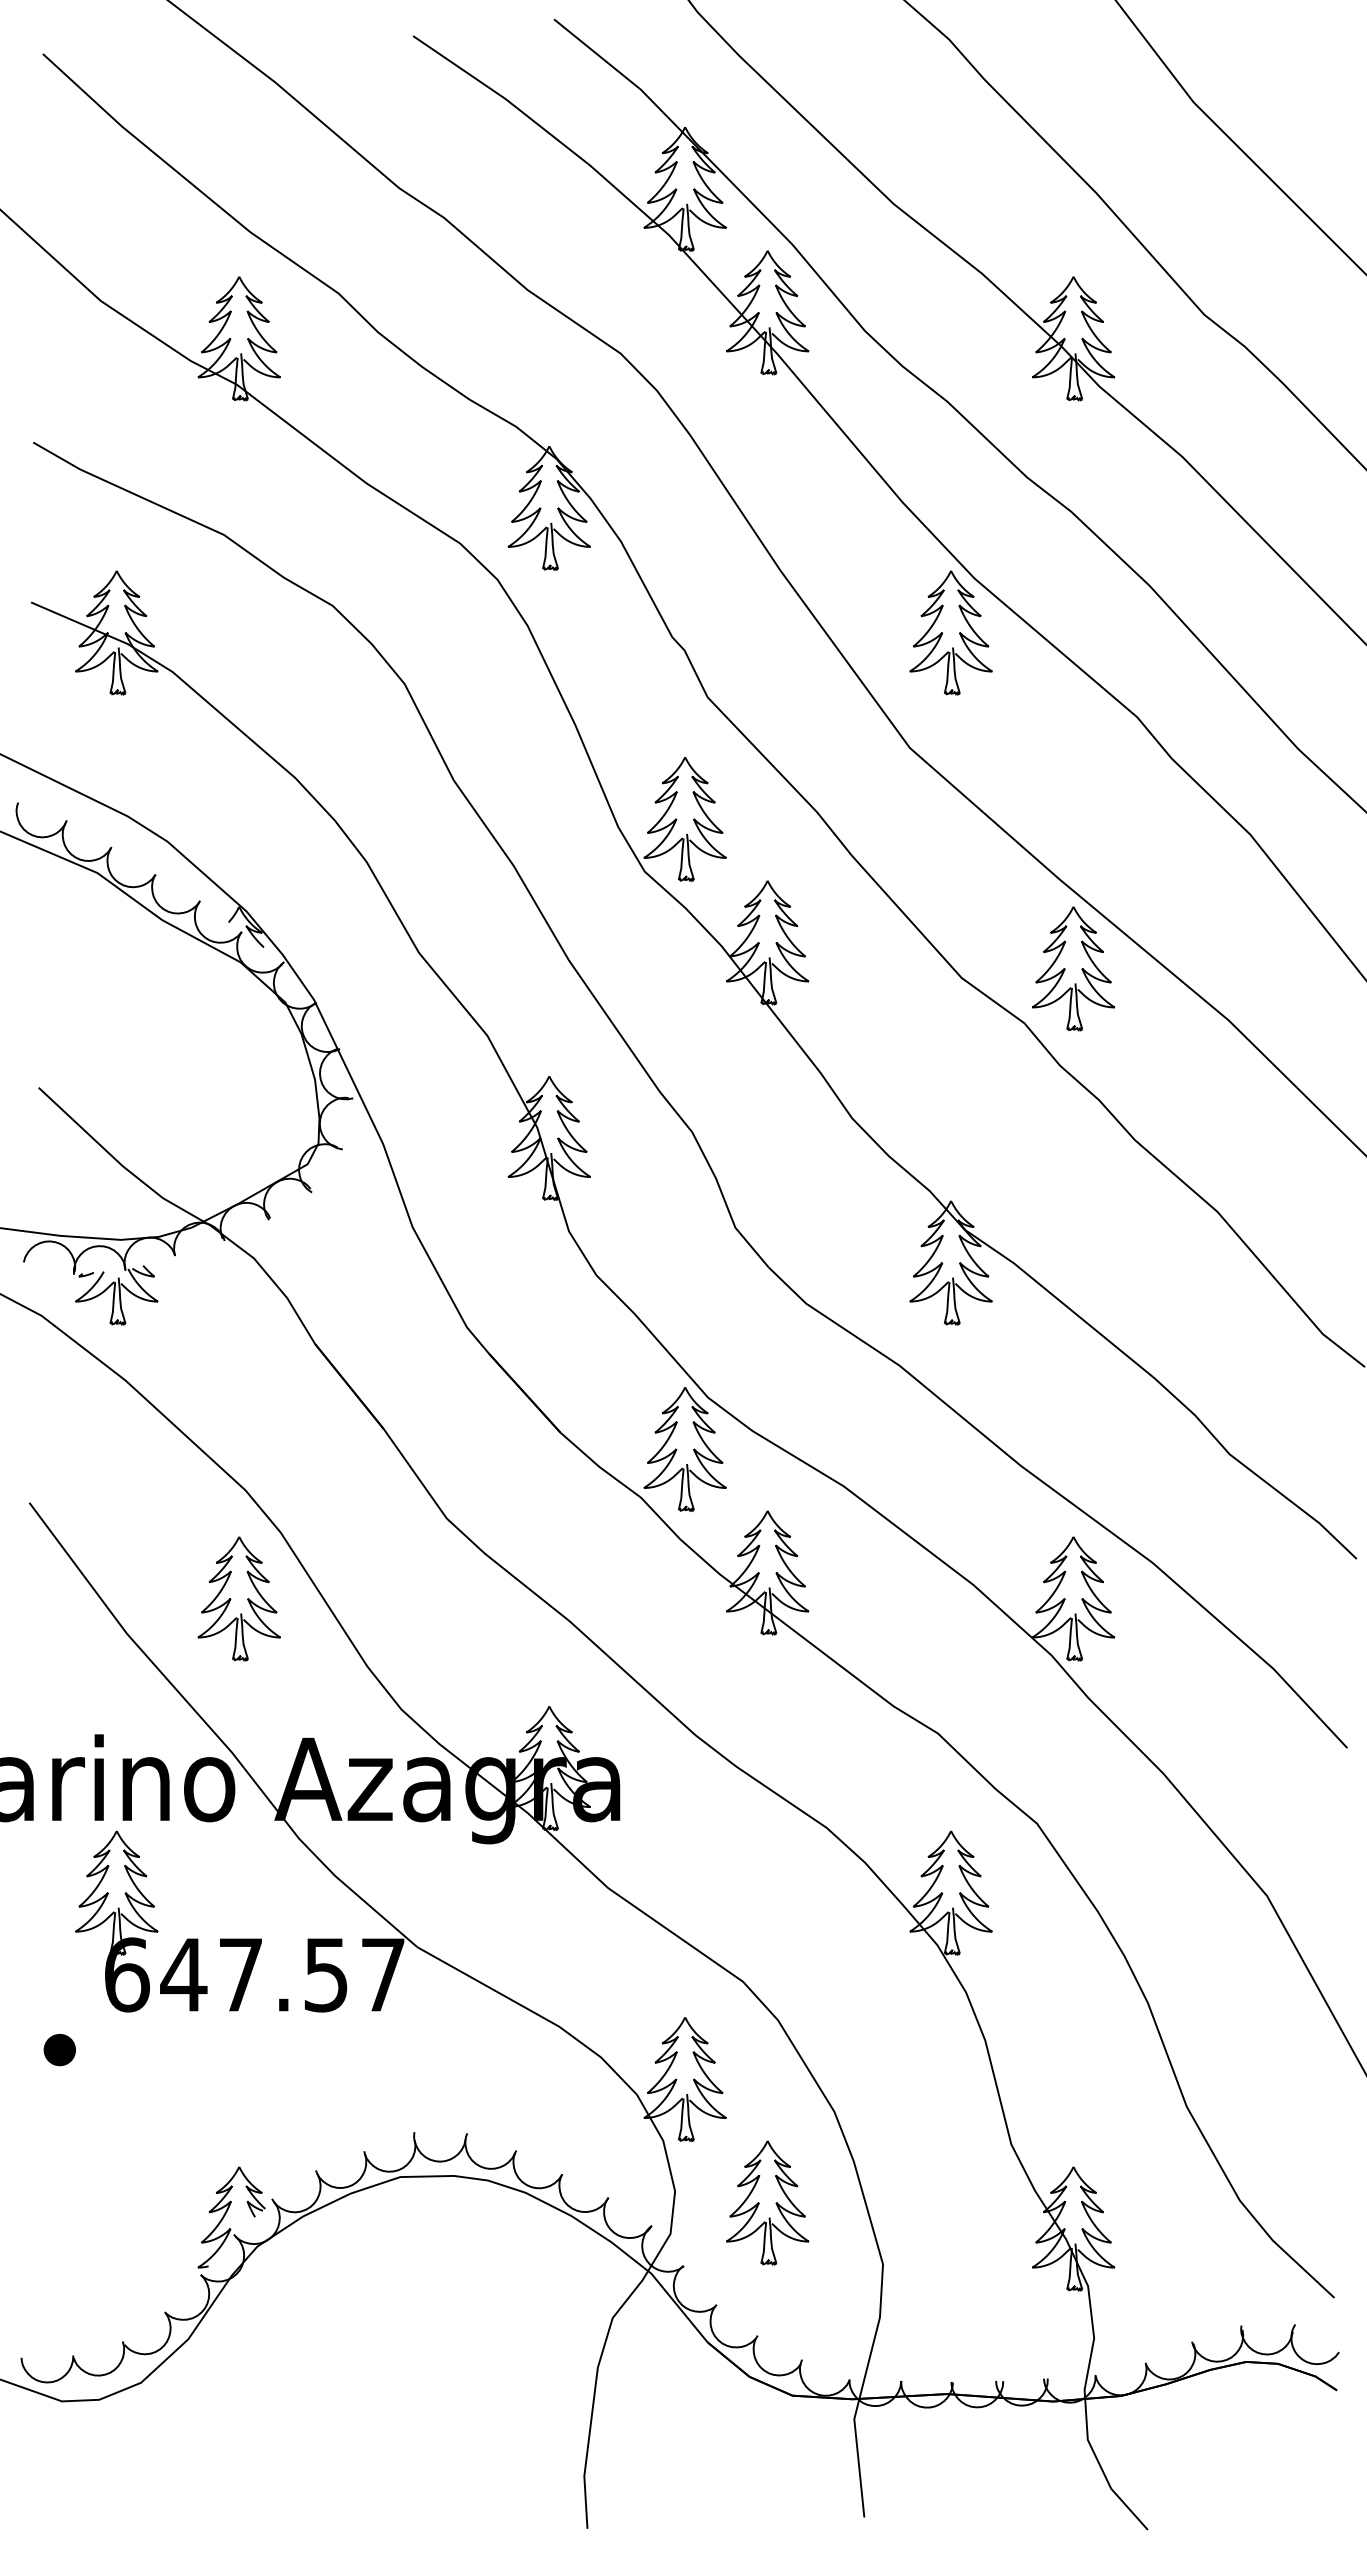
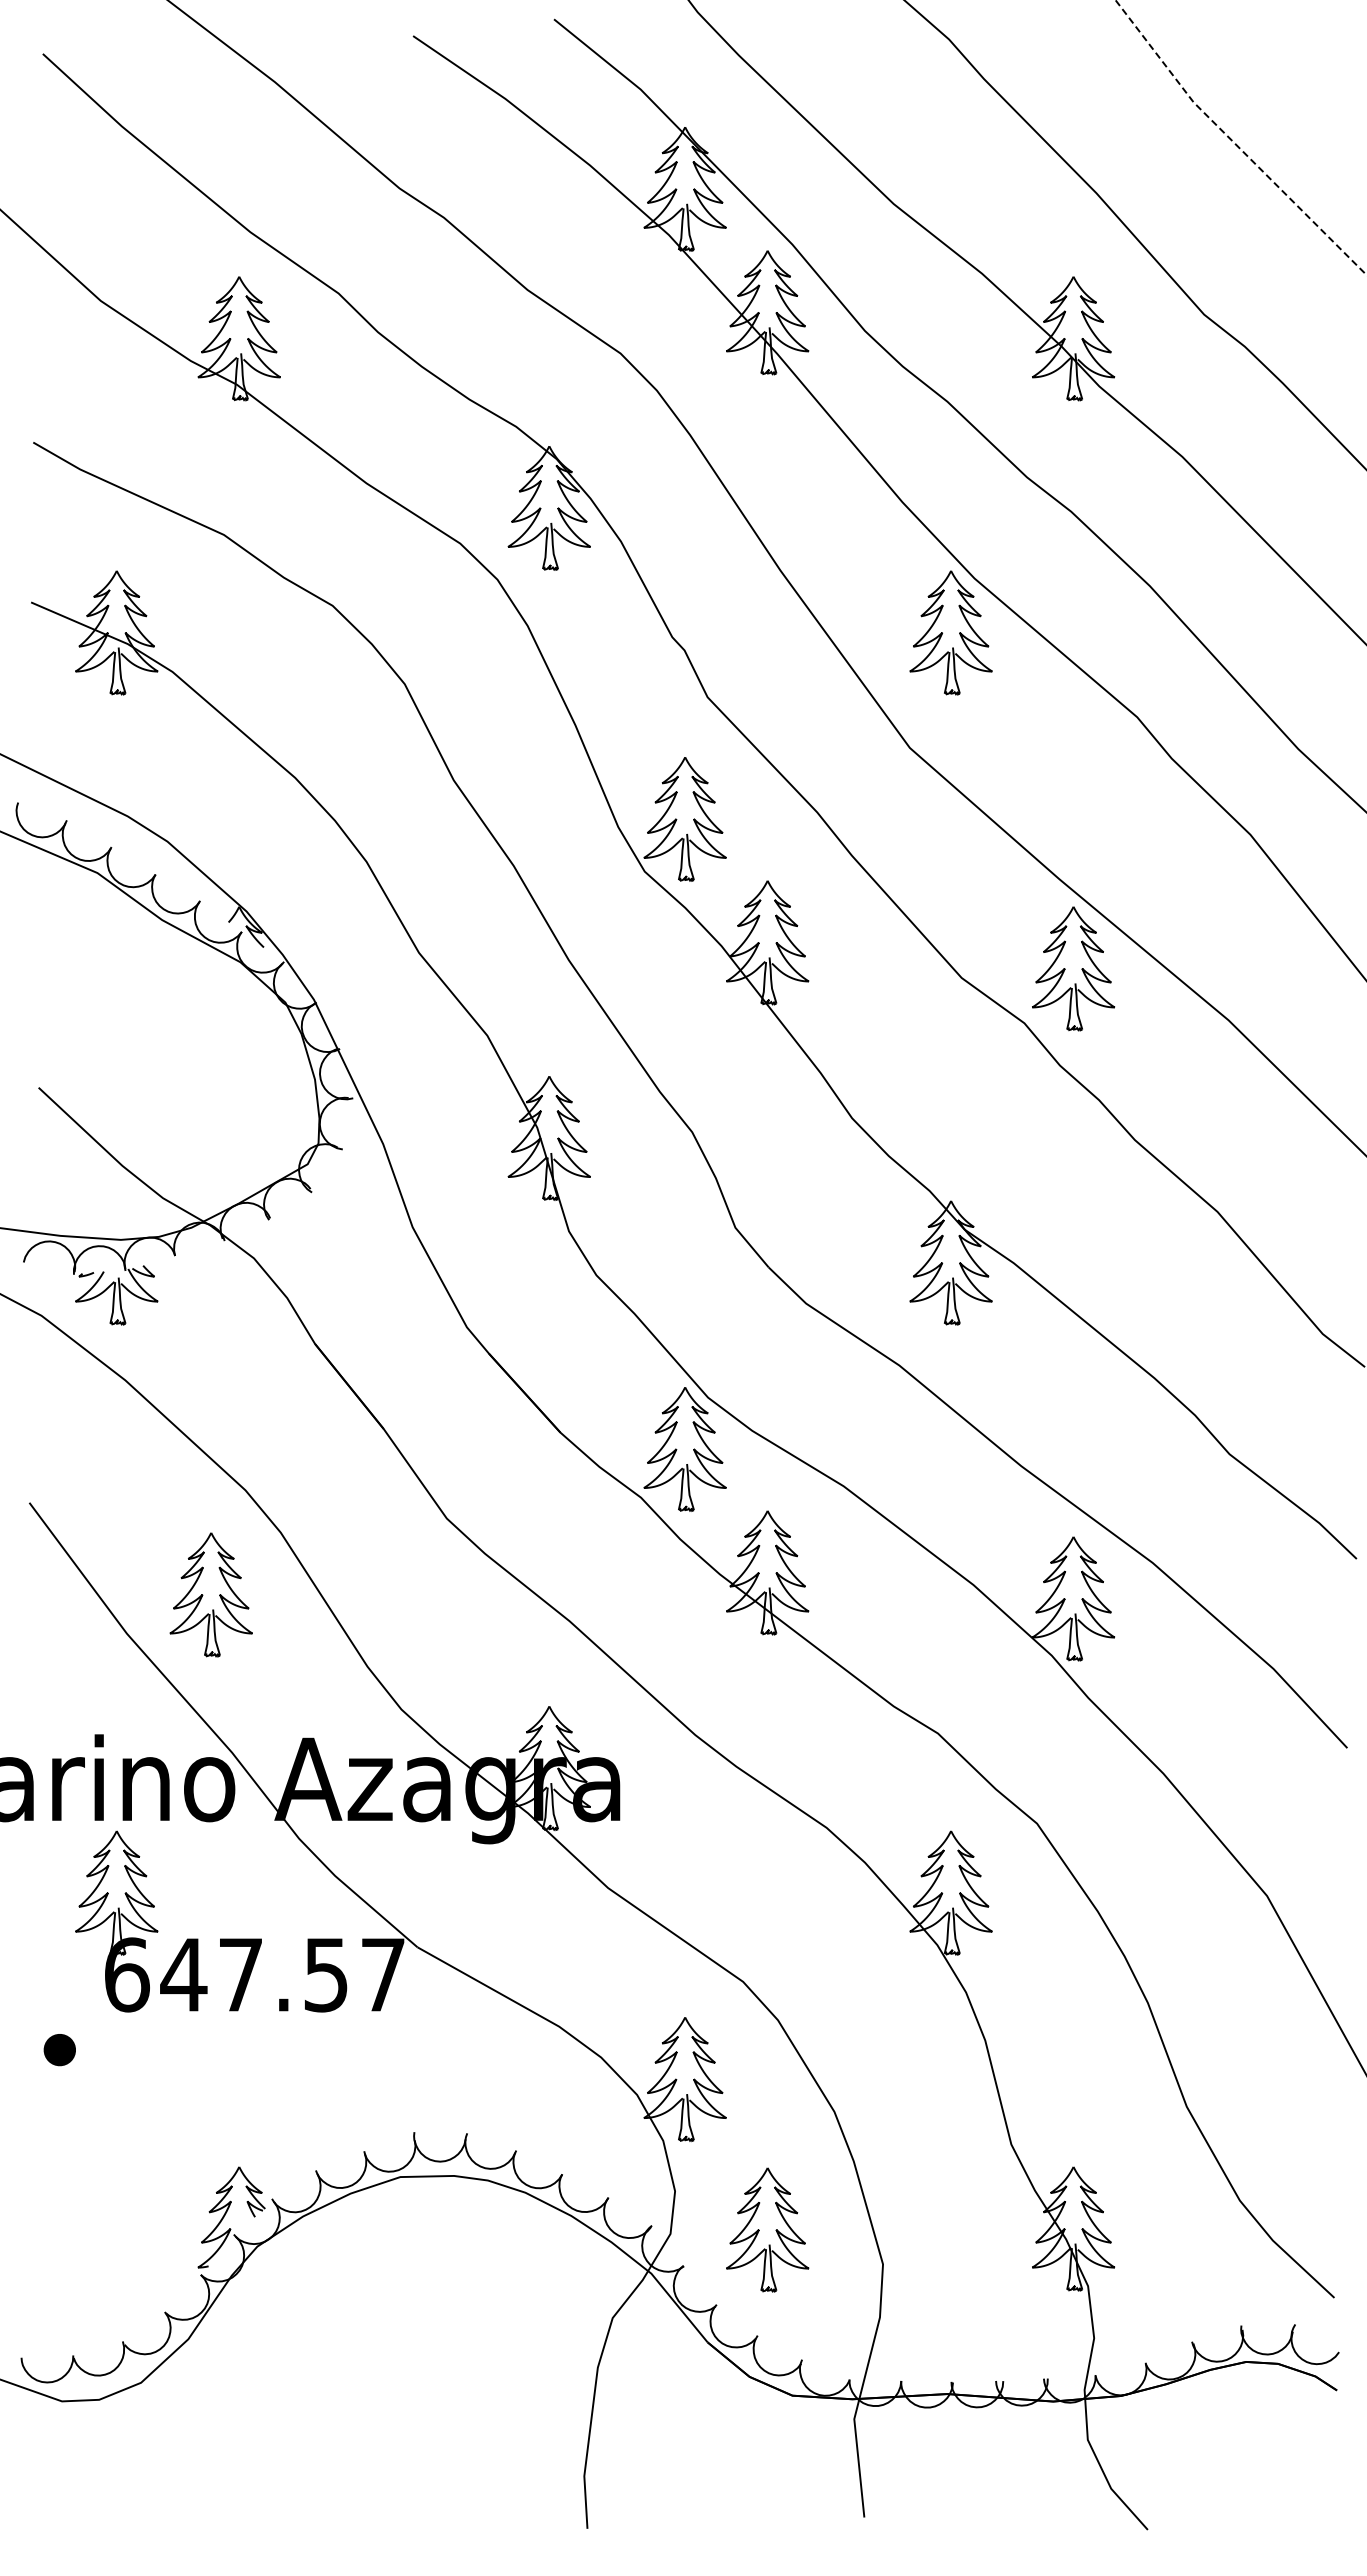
line: solid -> dashed (1234, 142)
part position: (238, 1598) -> (210, 1594) (210, 1594)
part position: (767, 2202) -> (767, 2229) (767, 2229)
